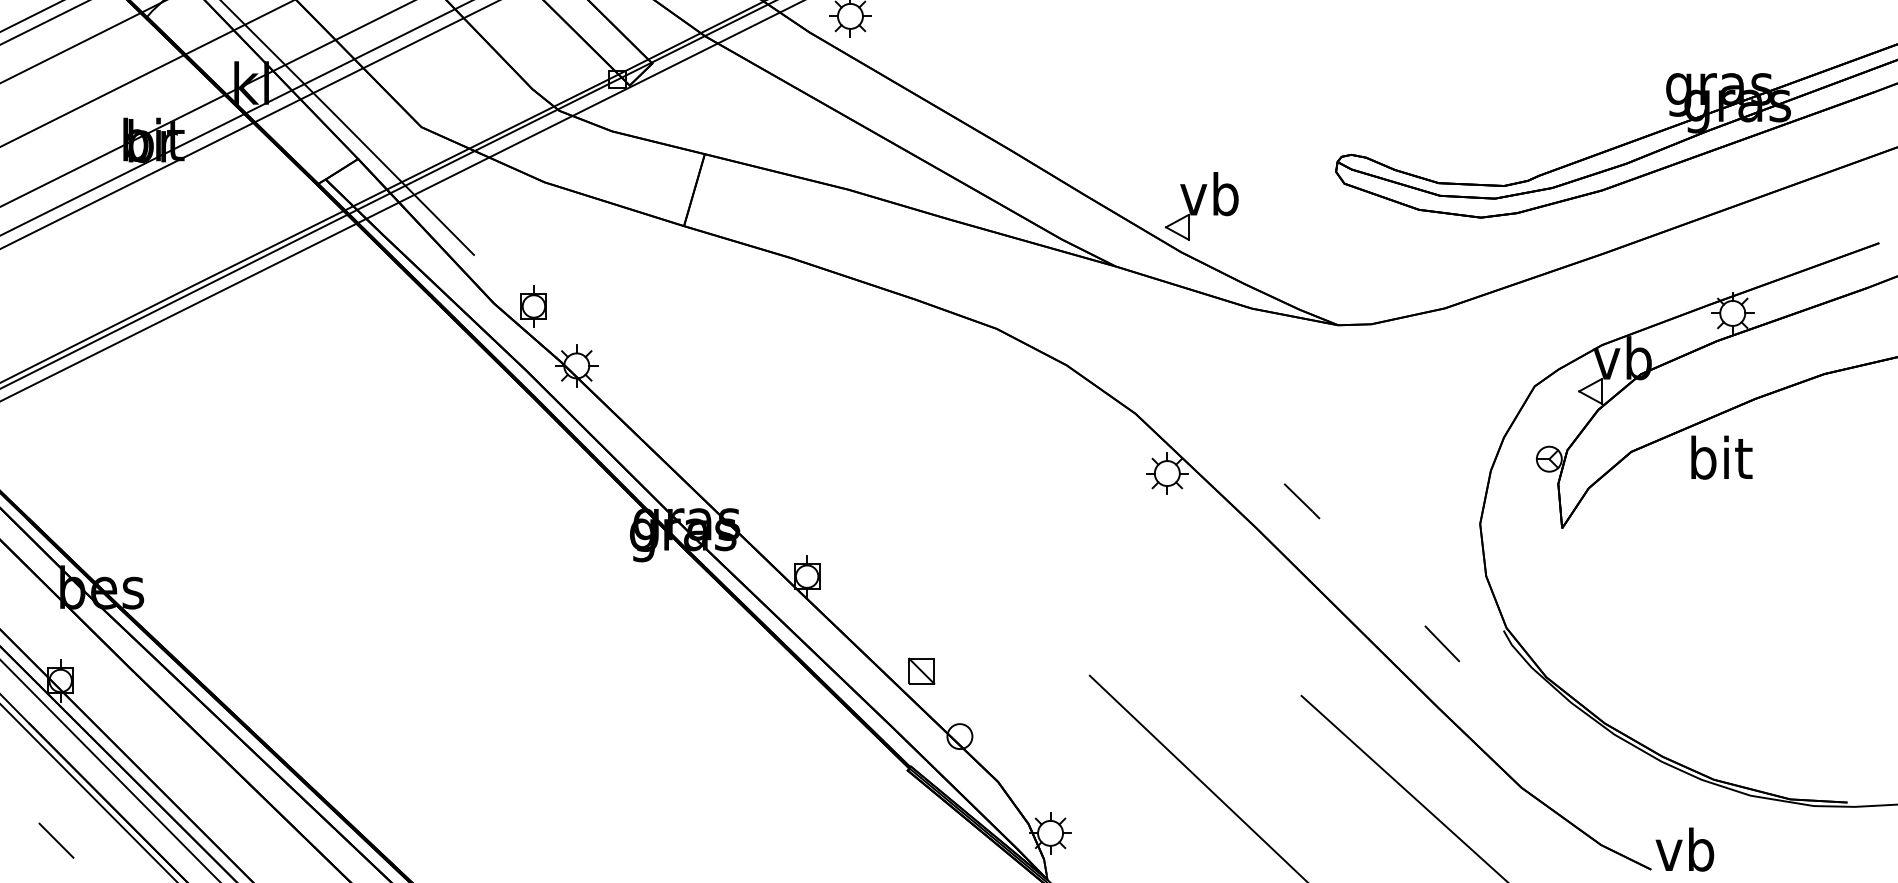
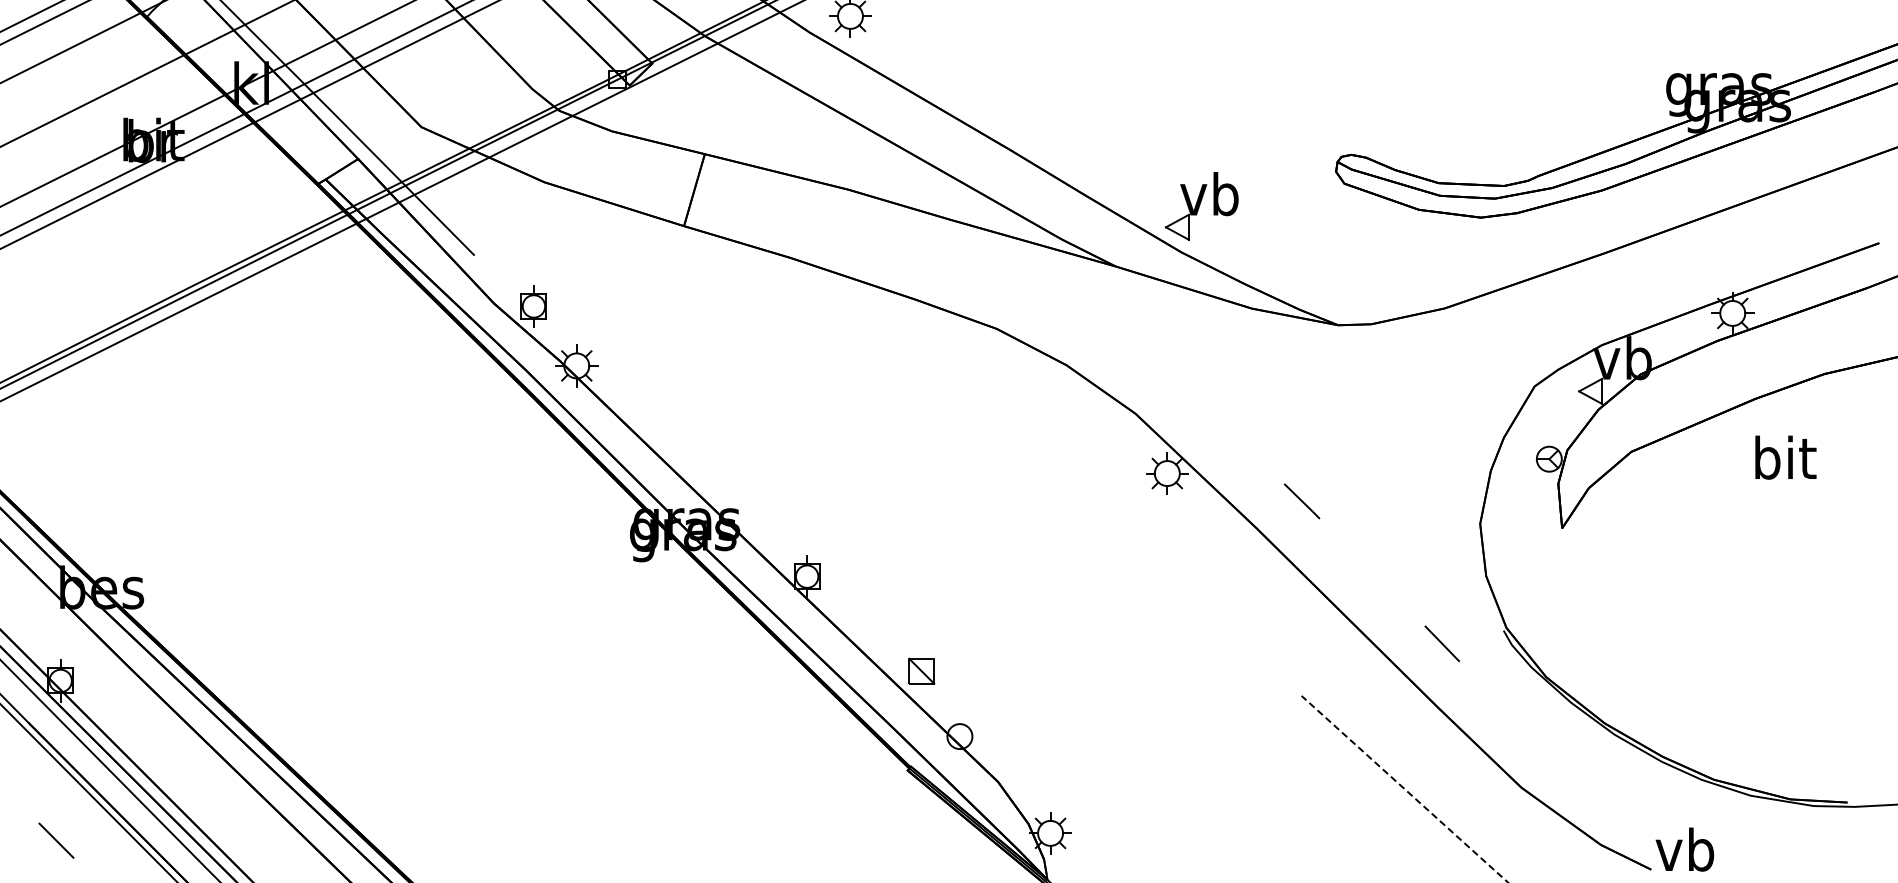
text position: (1721, 457) -> (1785, 457) (1785, 457)
line: present -> none (1196, 777)
line: solid -> dashed (1404, 789)
